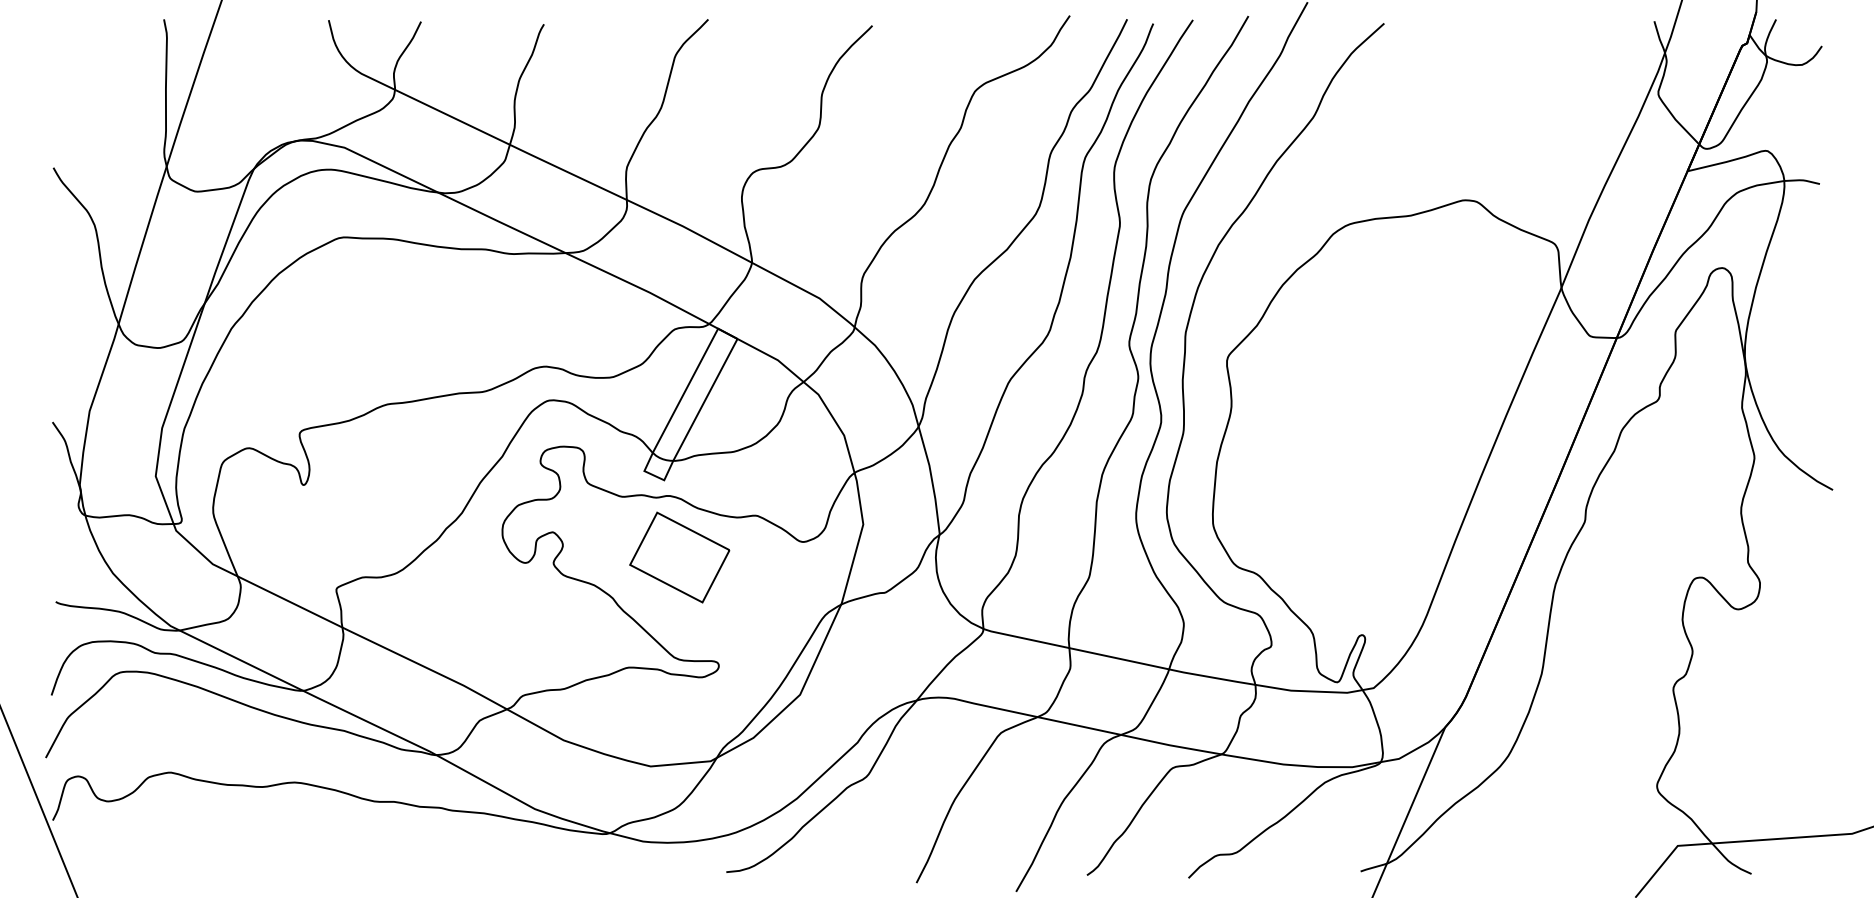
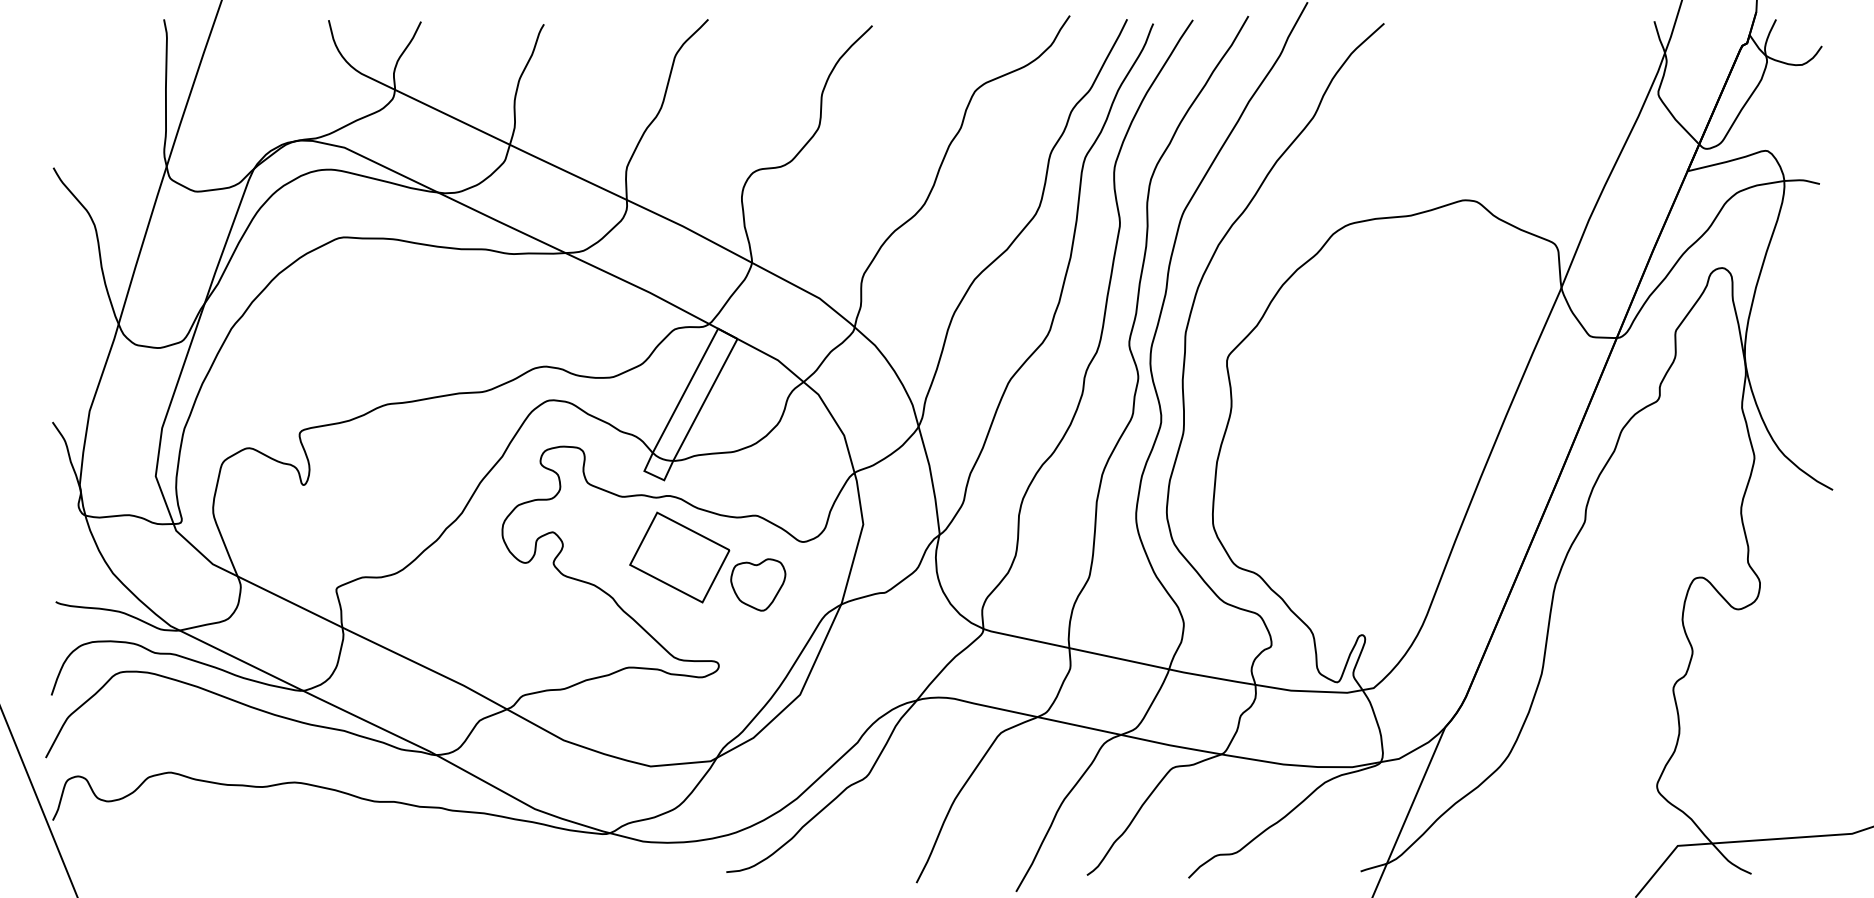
part: none -> present (758, 584)
